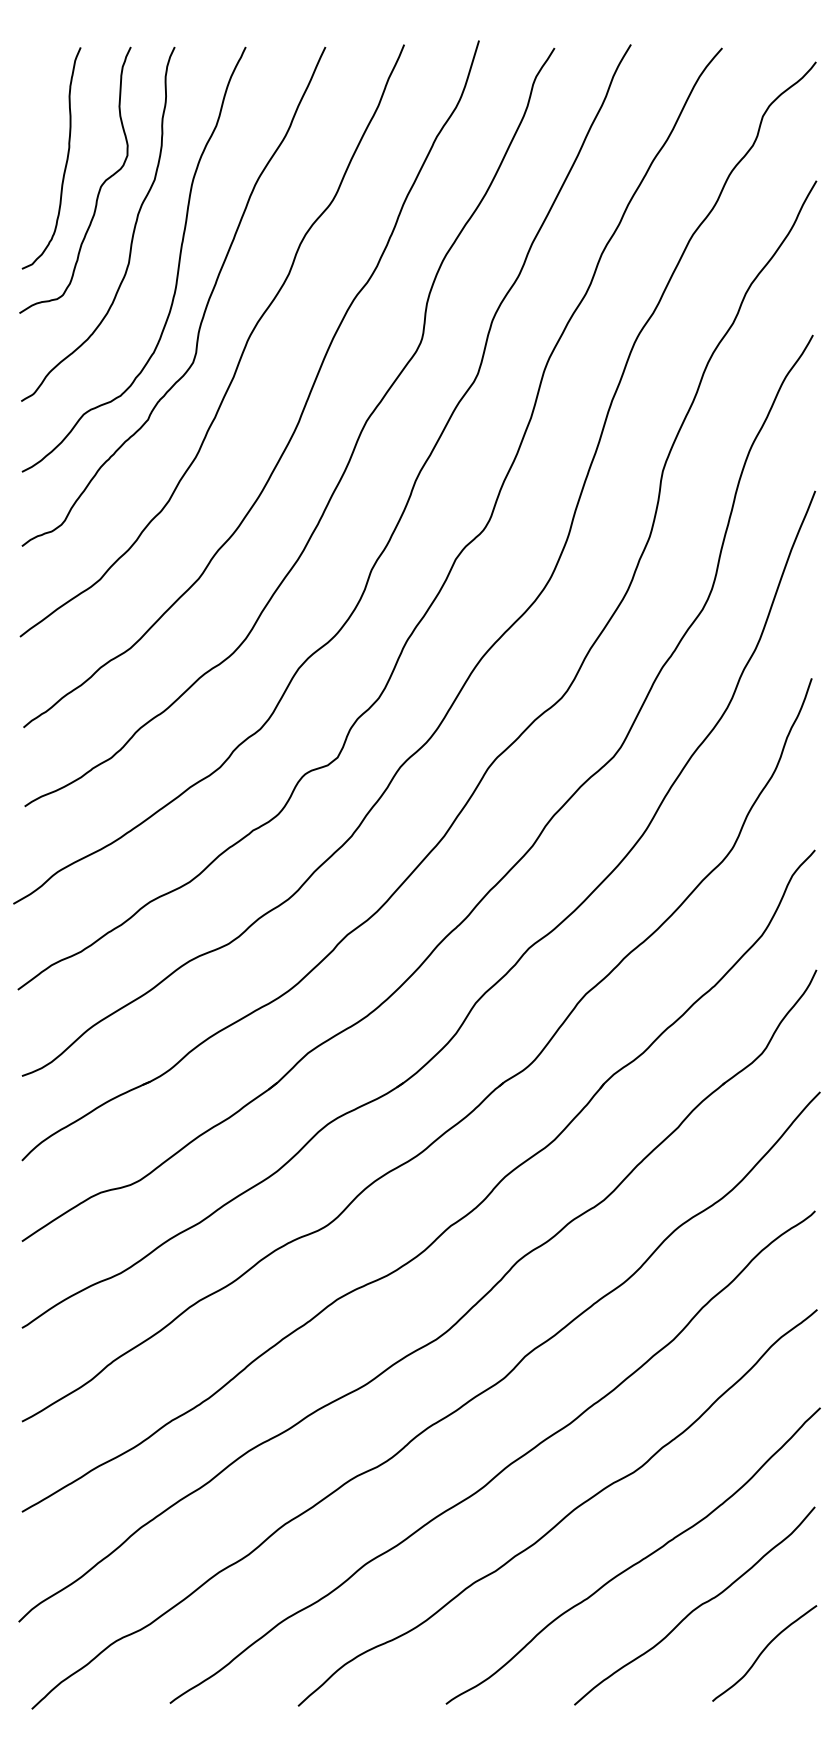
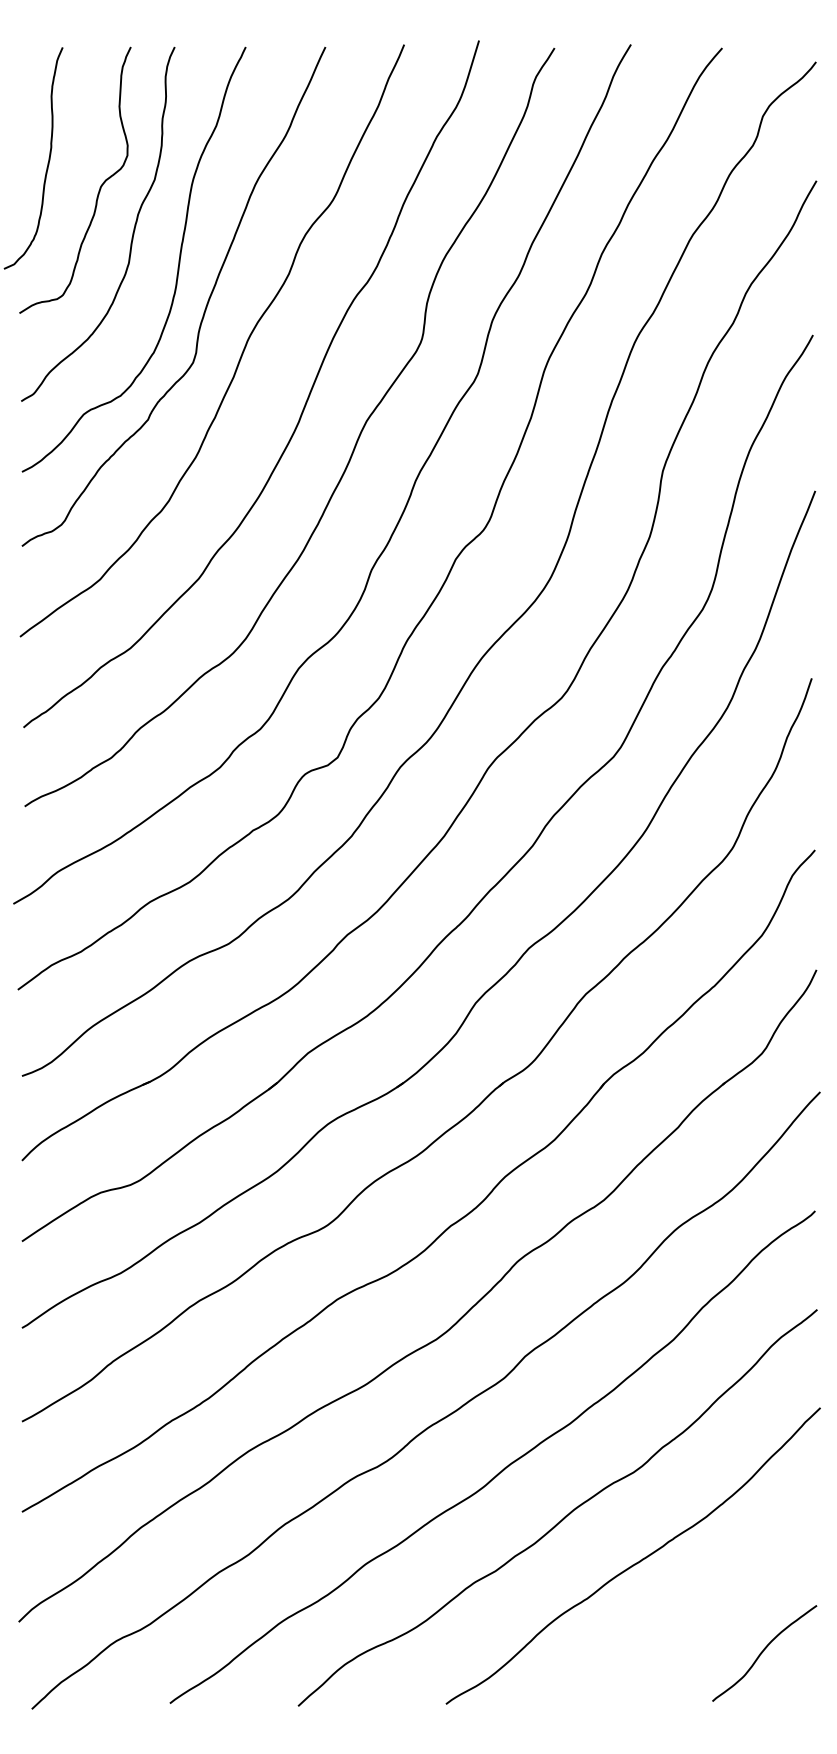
curve position: (65, 162) -> (47, 162) (47, 162)
curve: present -> none (695, 1607)
